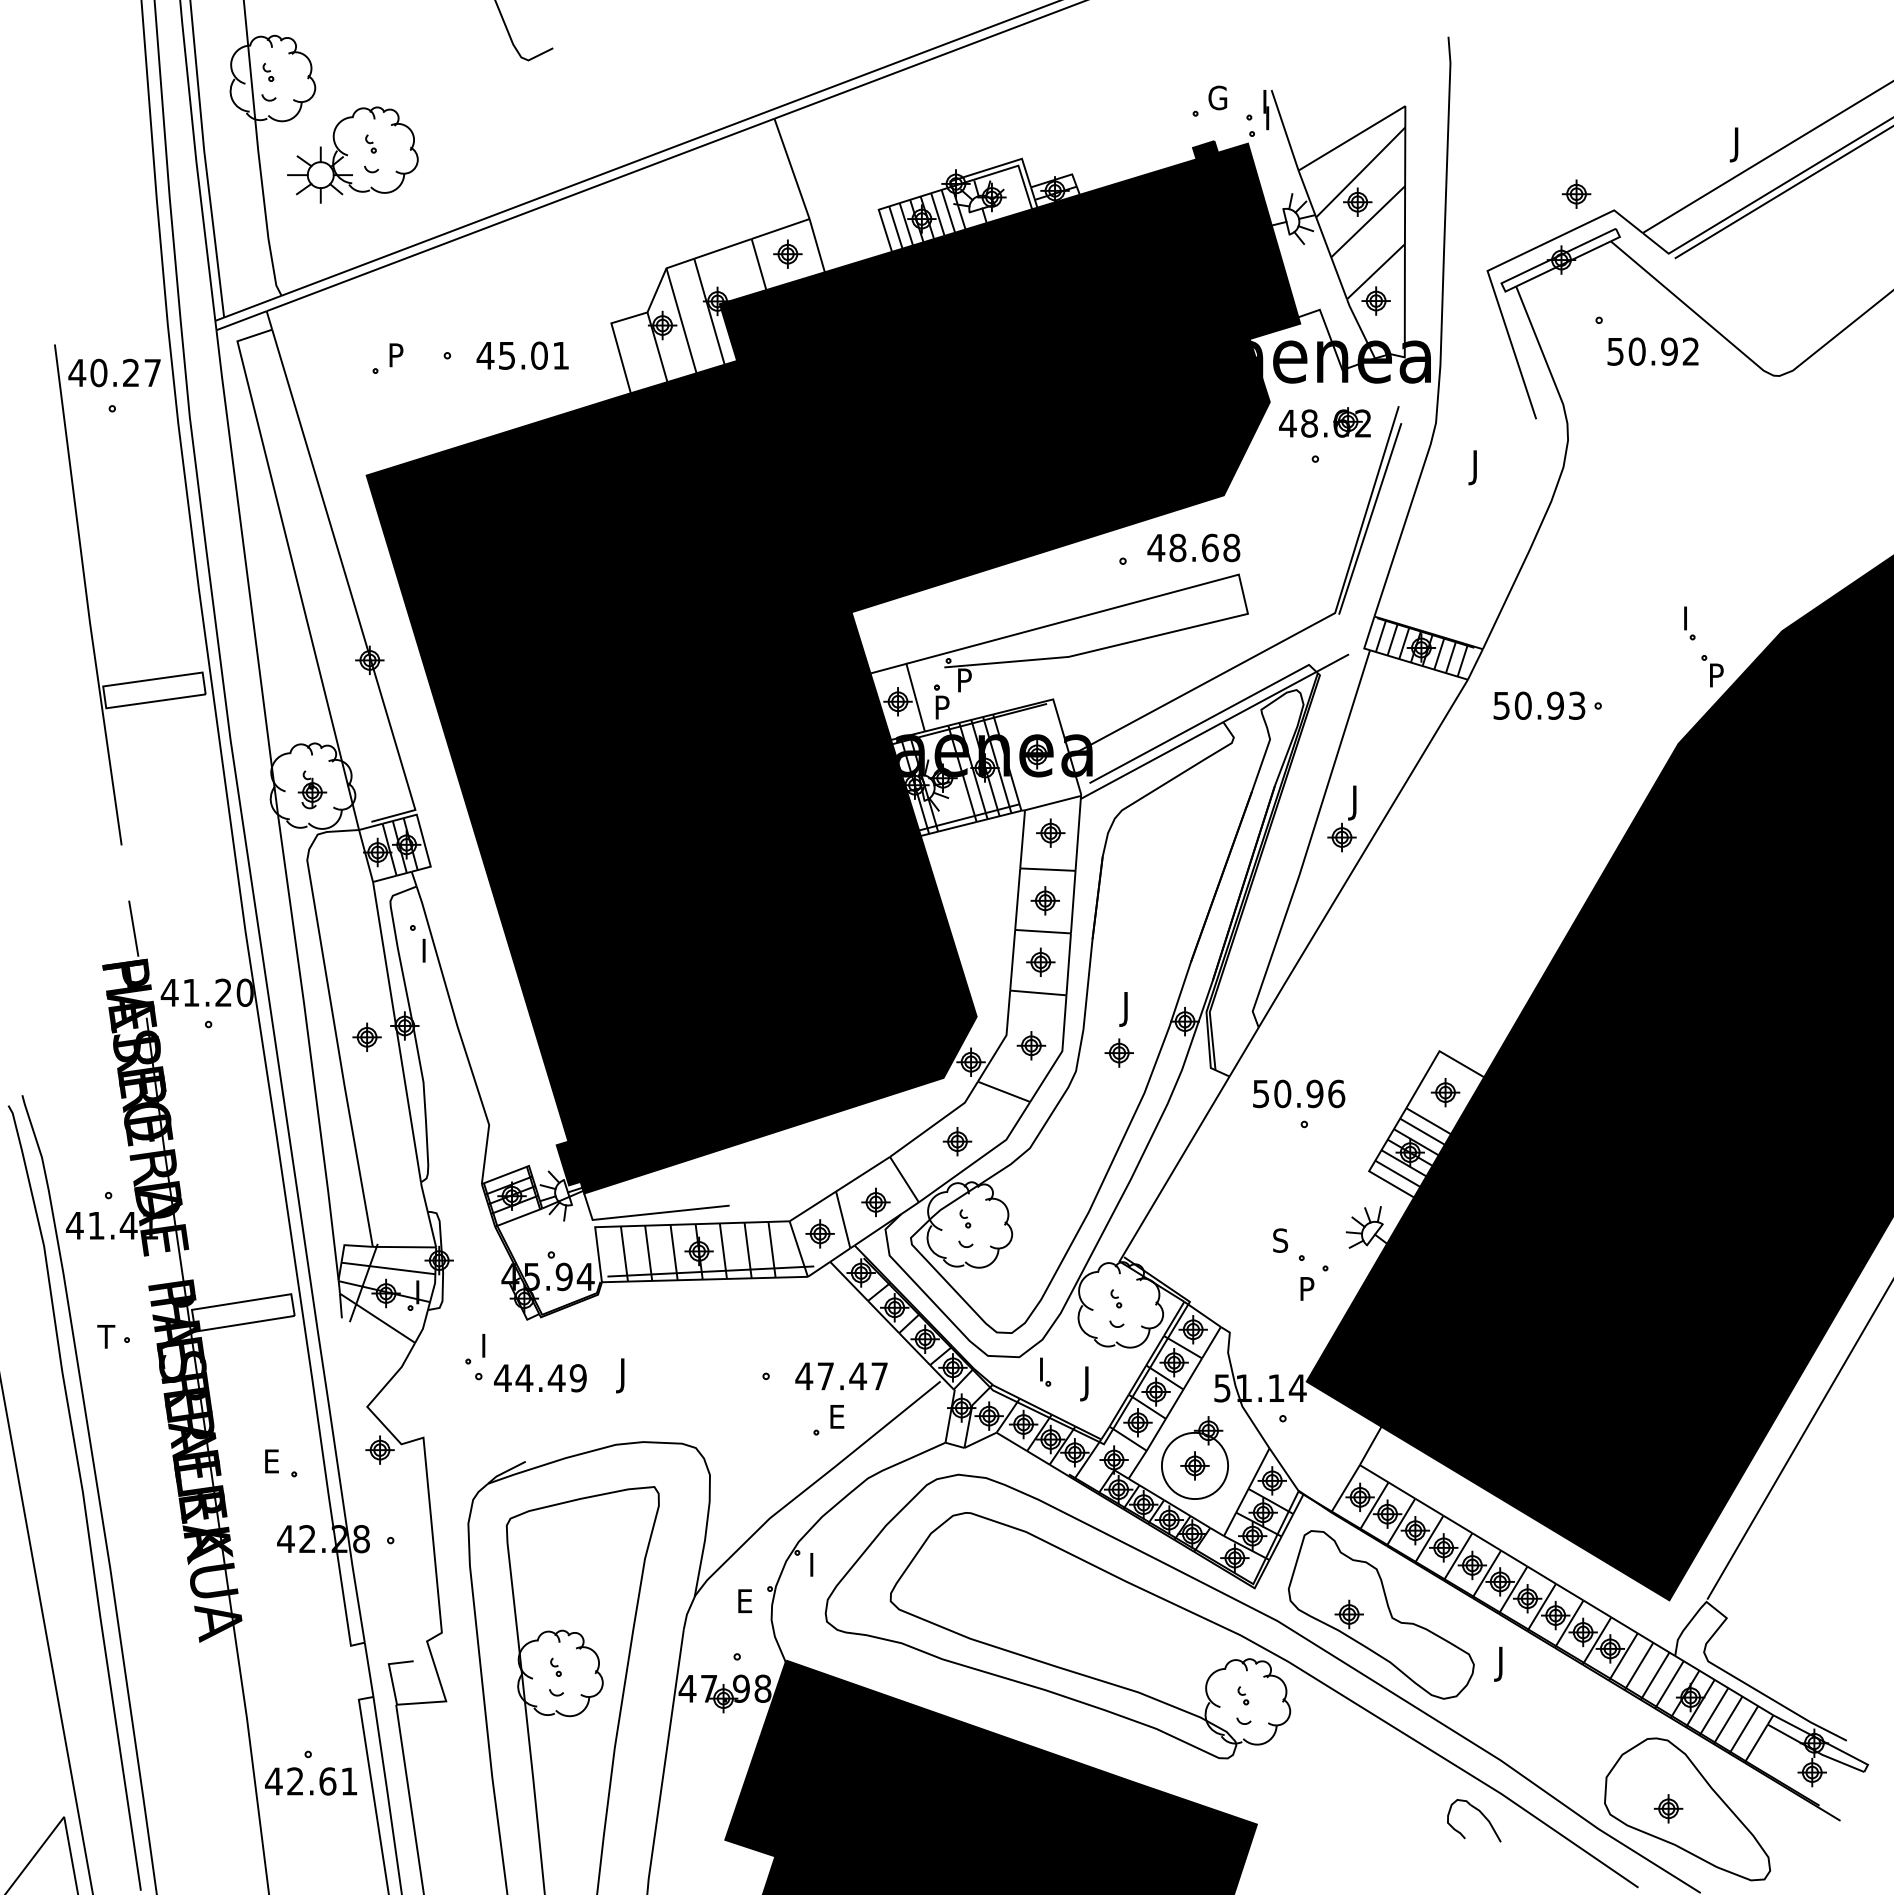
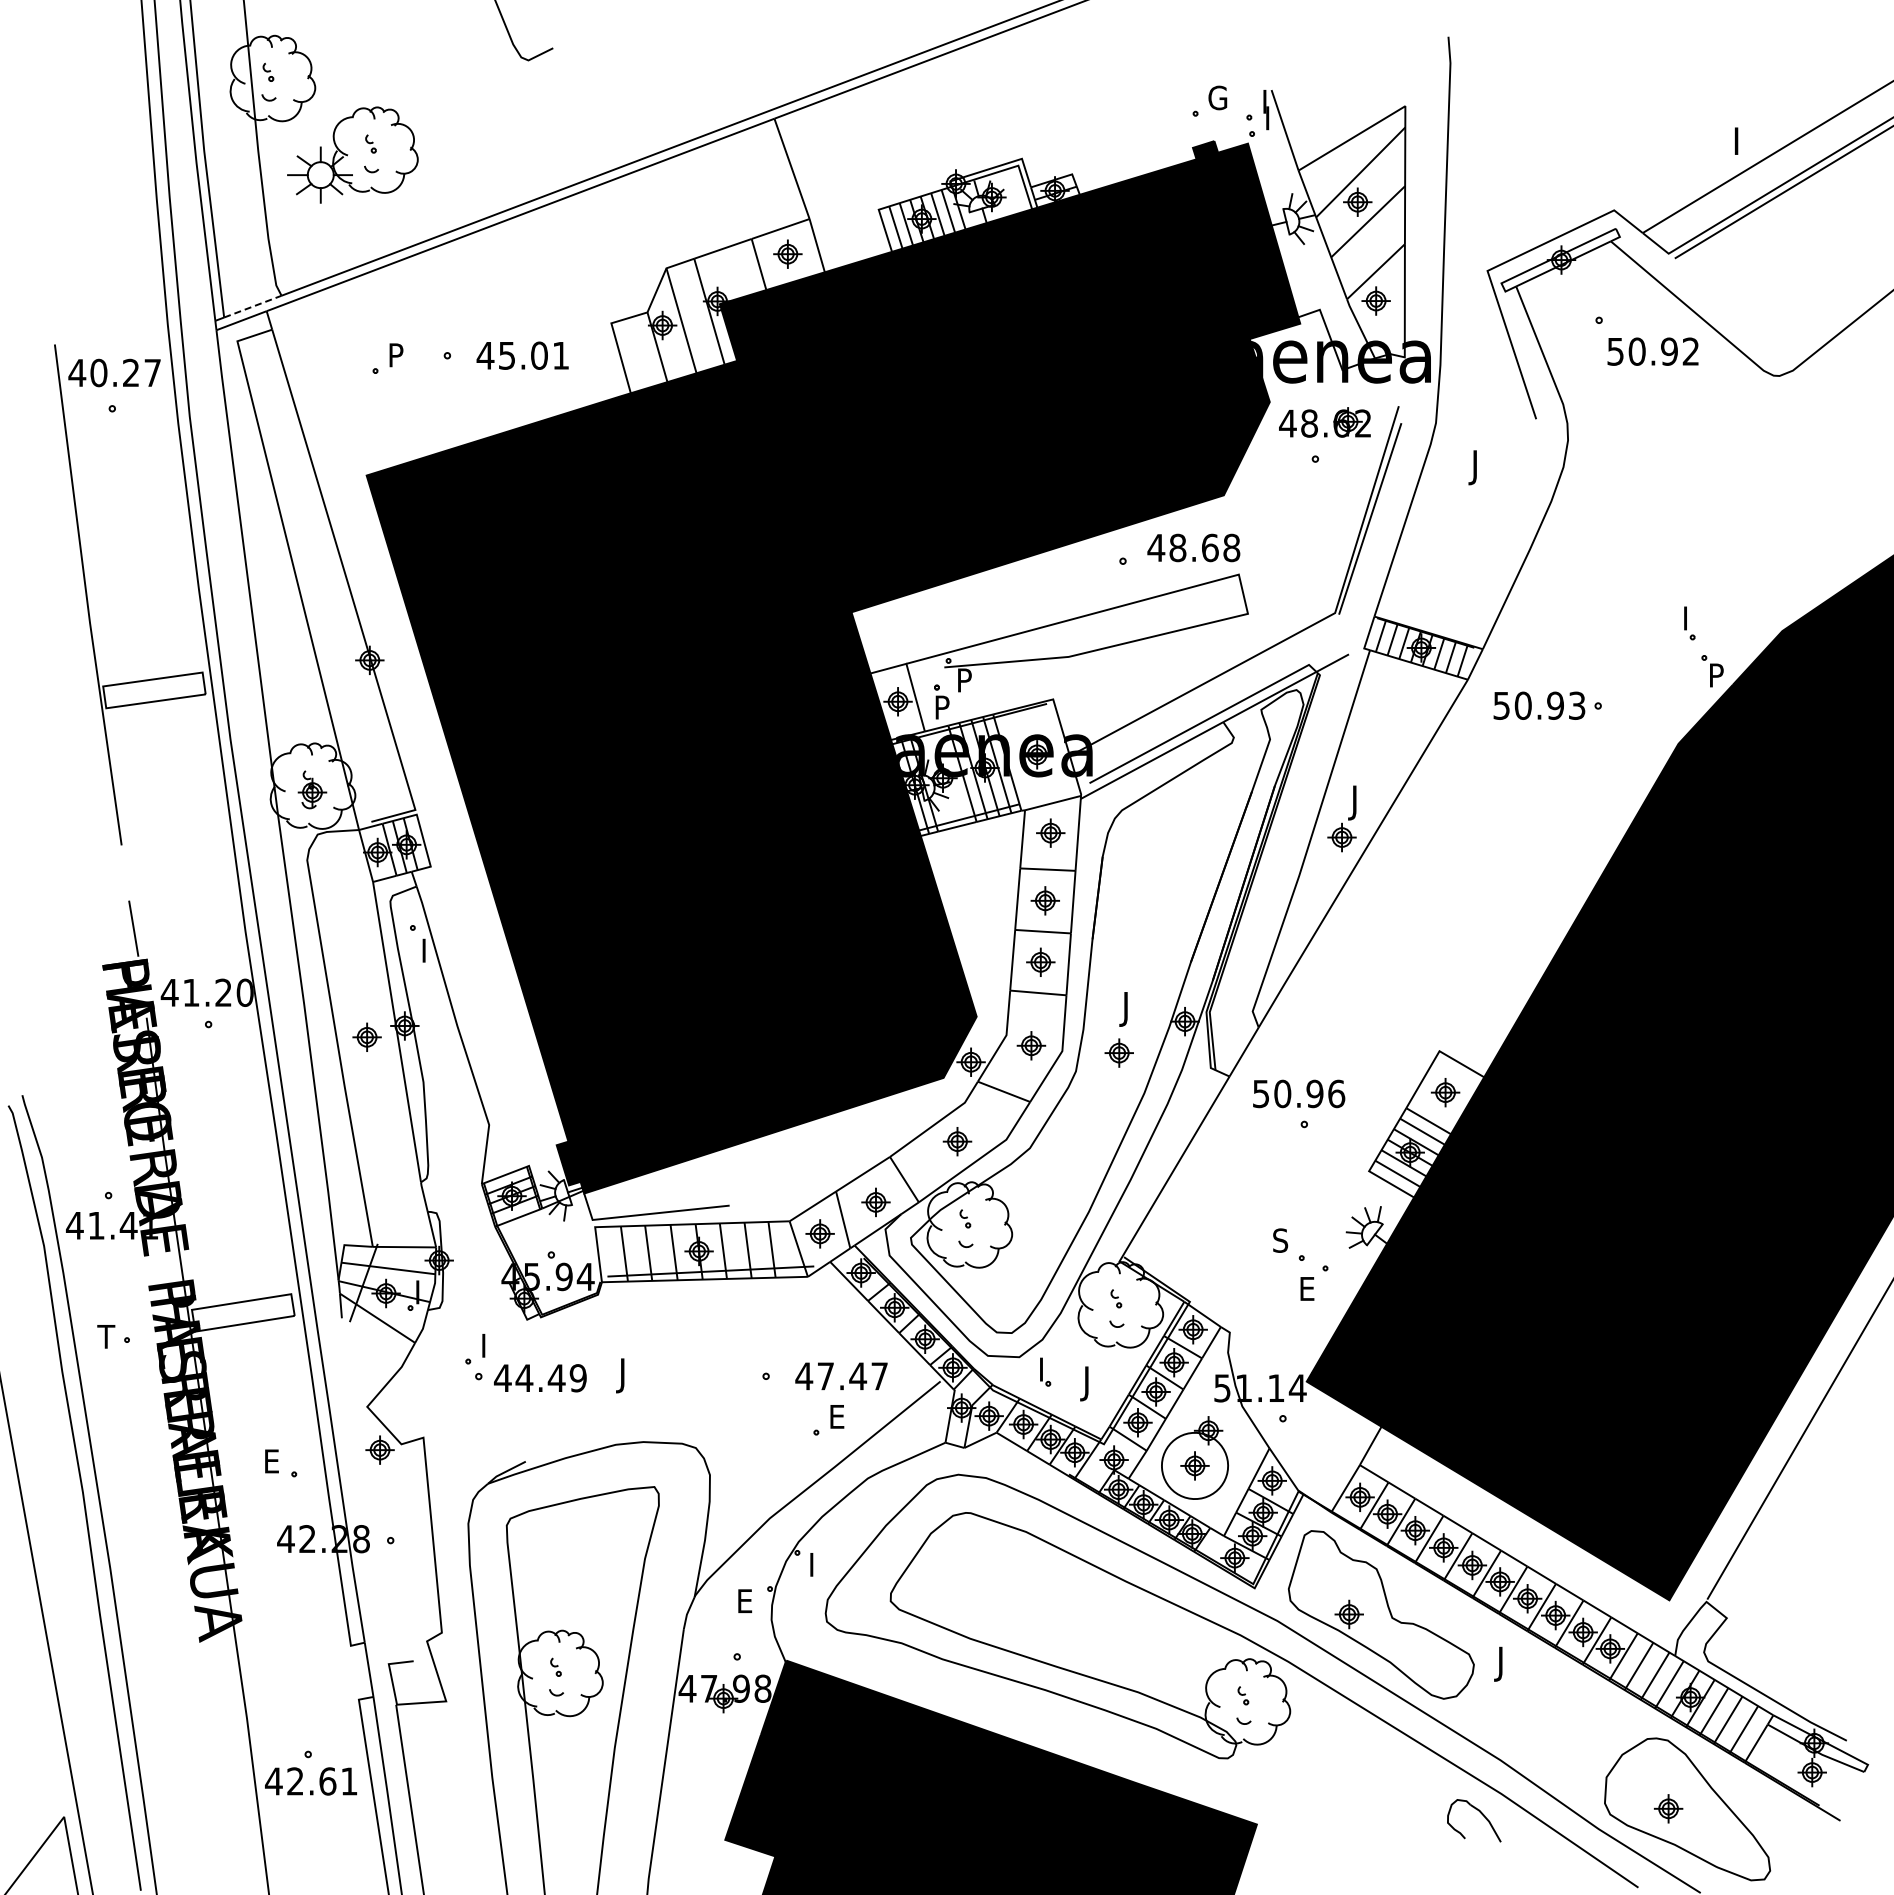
text: J -> I (1733, 158)
part: present -> none (1576, 193)
line: solid -> dashed (252, 306)
text: P -> E (1308, 1288)
